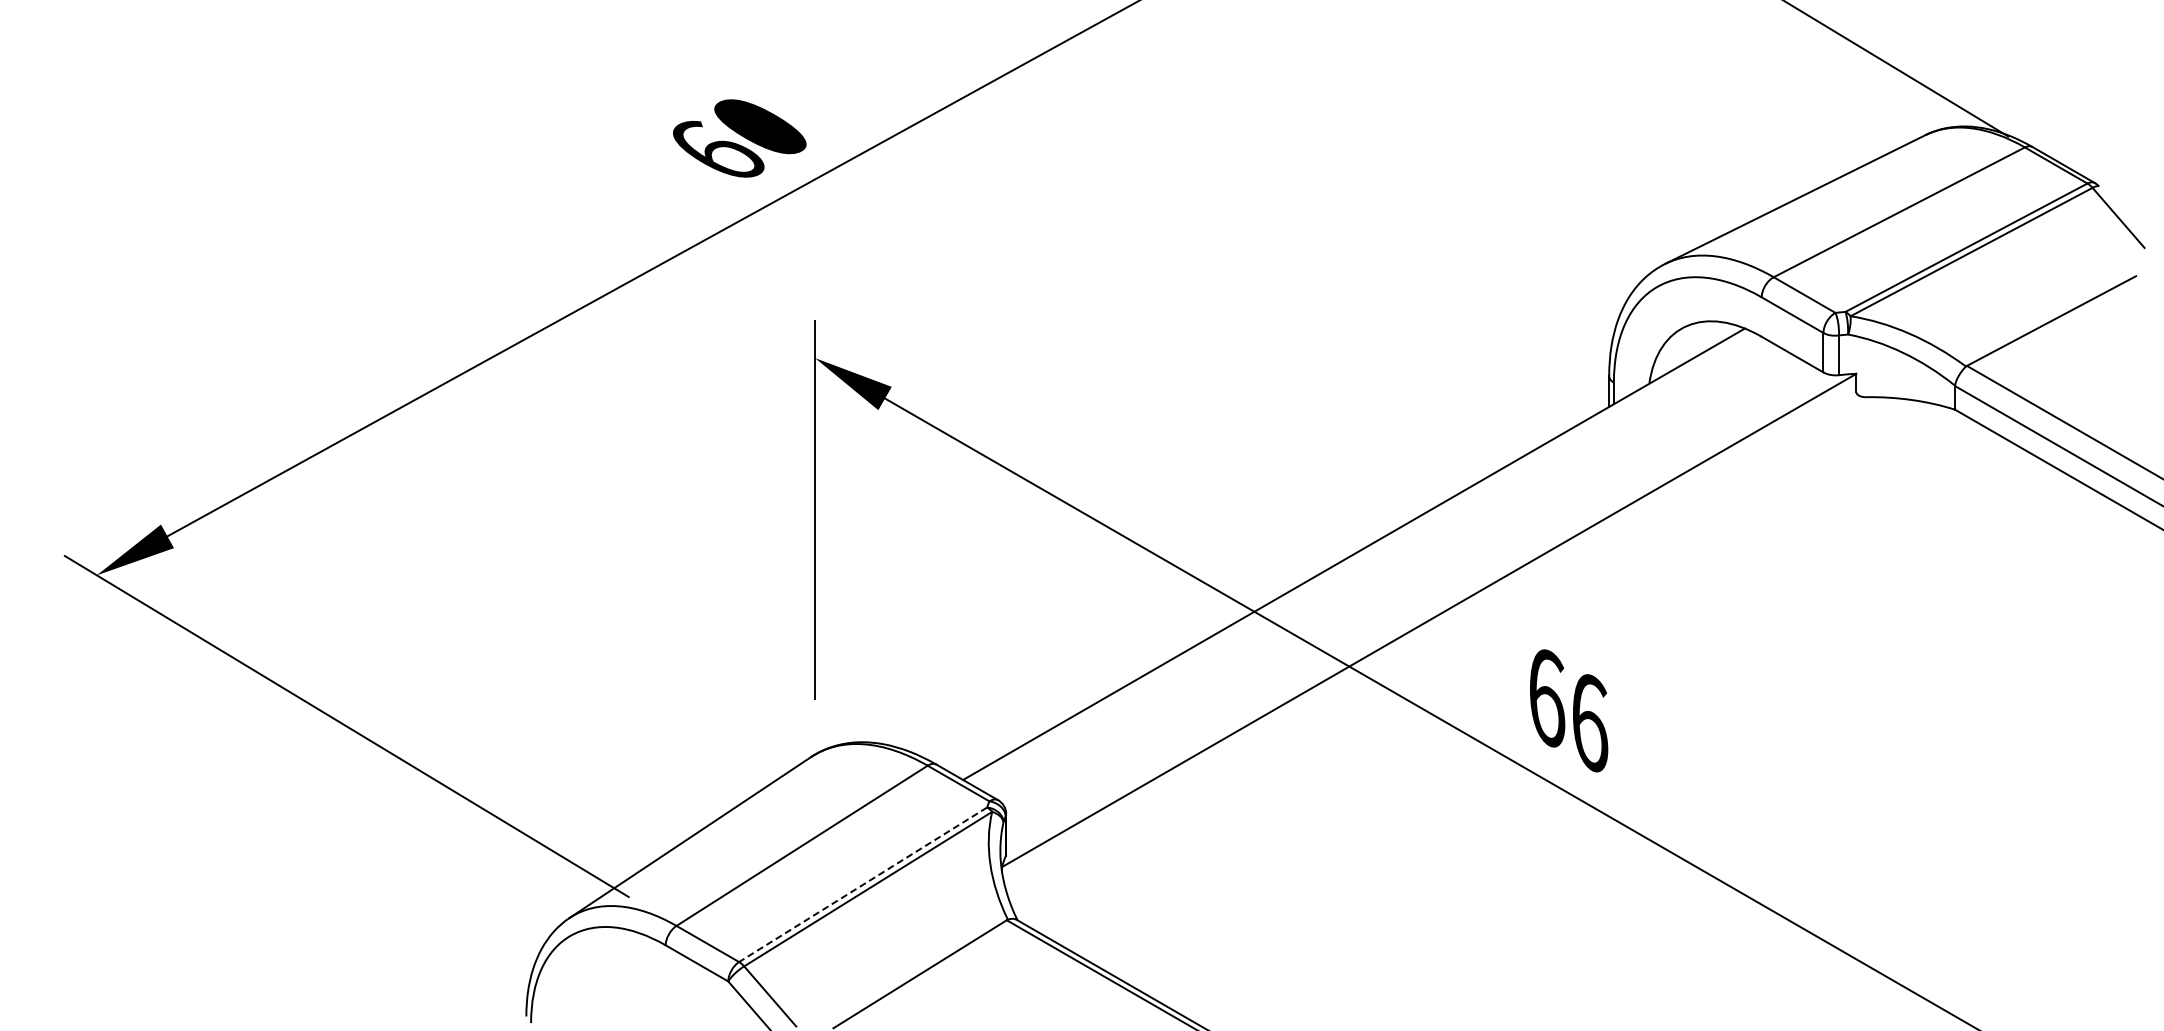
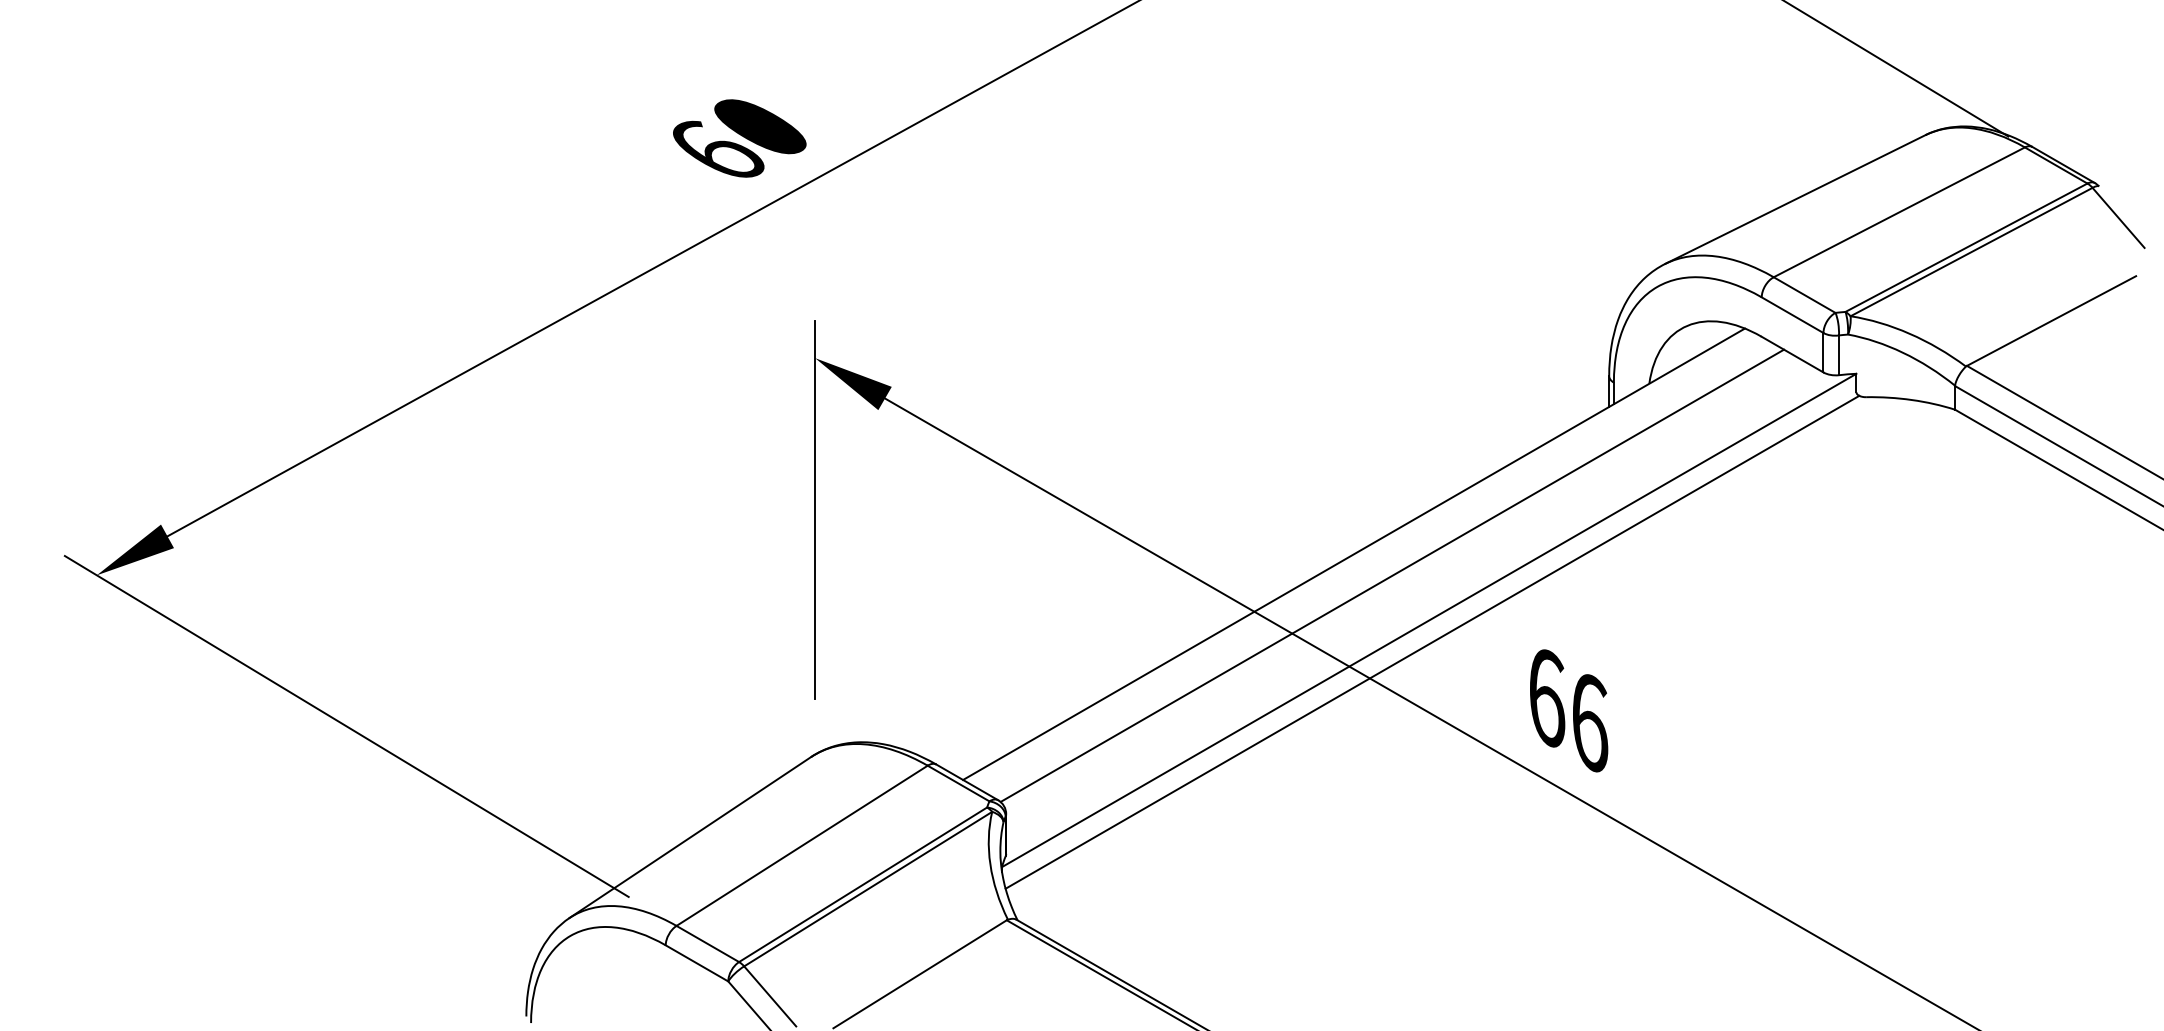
line: none -> present (1392, 575)
line: none -> present (1432, 641)
line: dashed -> solid (862, 885)
